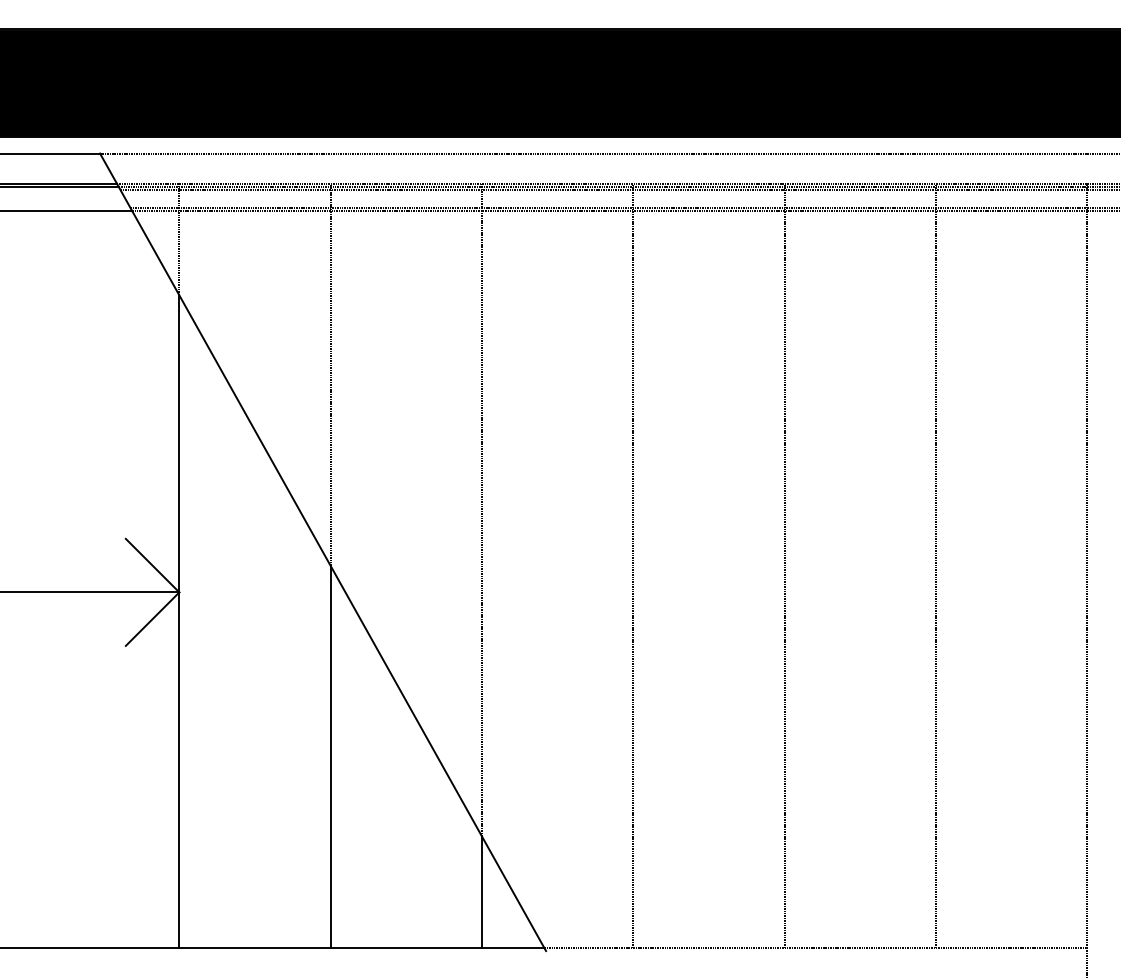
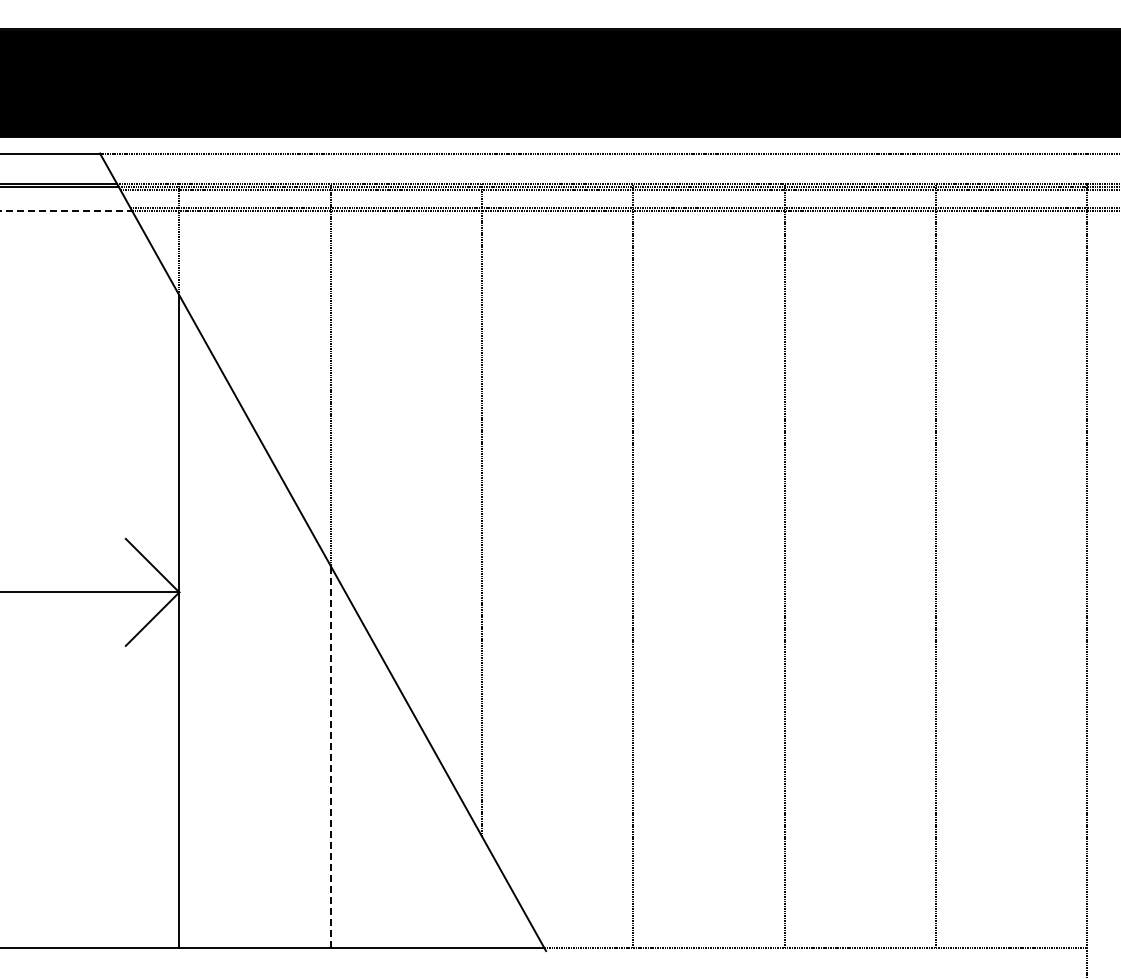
line: solid -> dashed (66, 211)
line: solid -> dashed (330, 756)
line: present -> none (482, 892)
